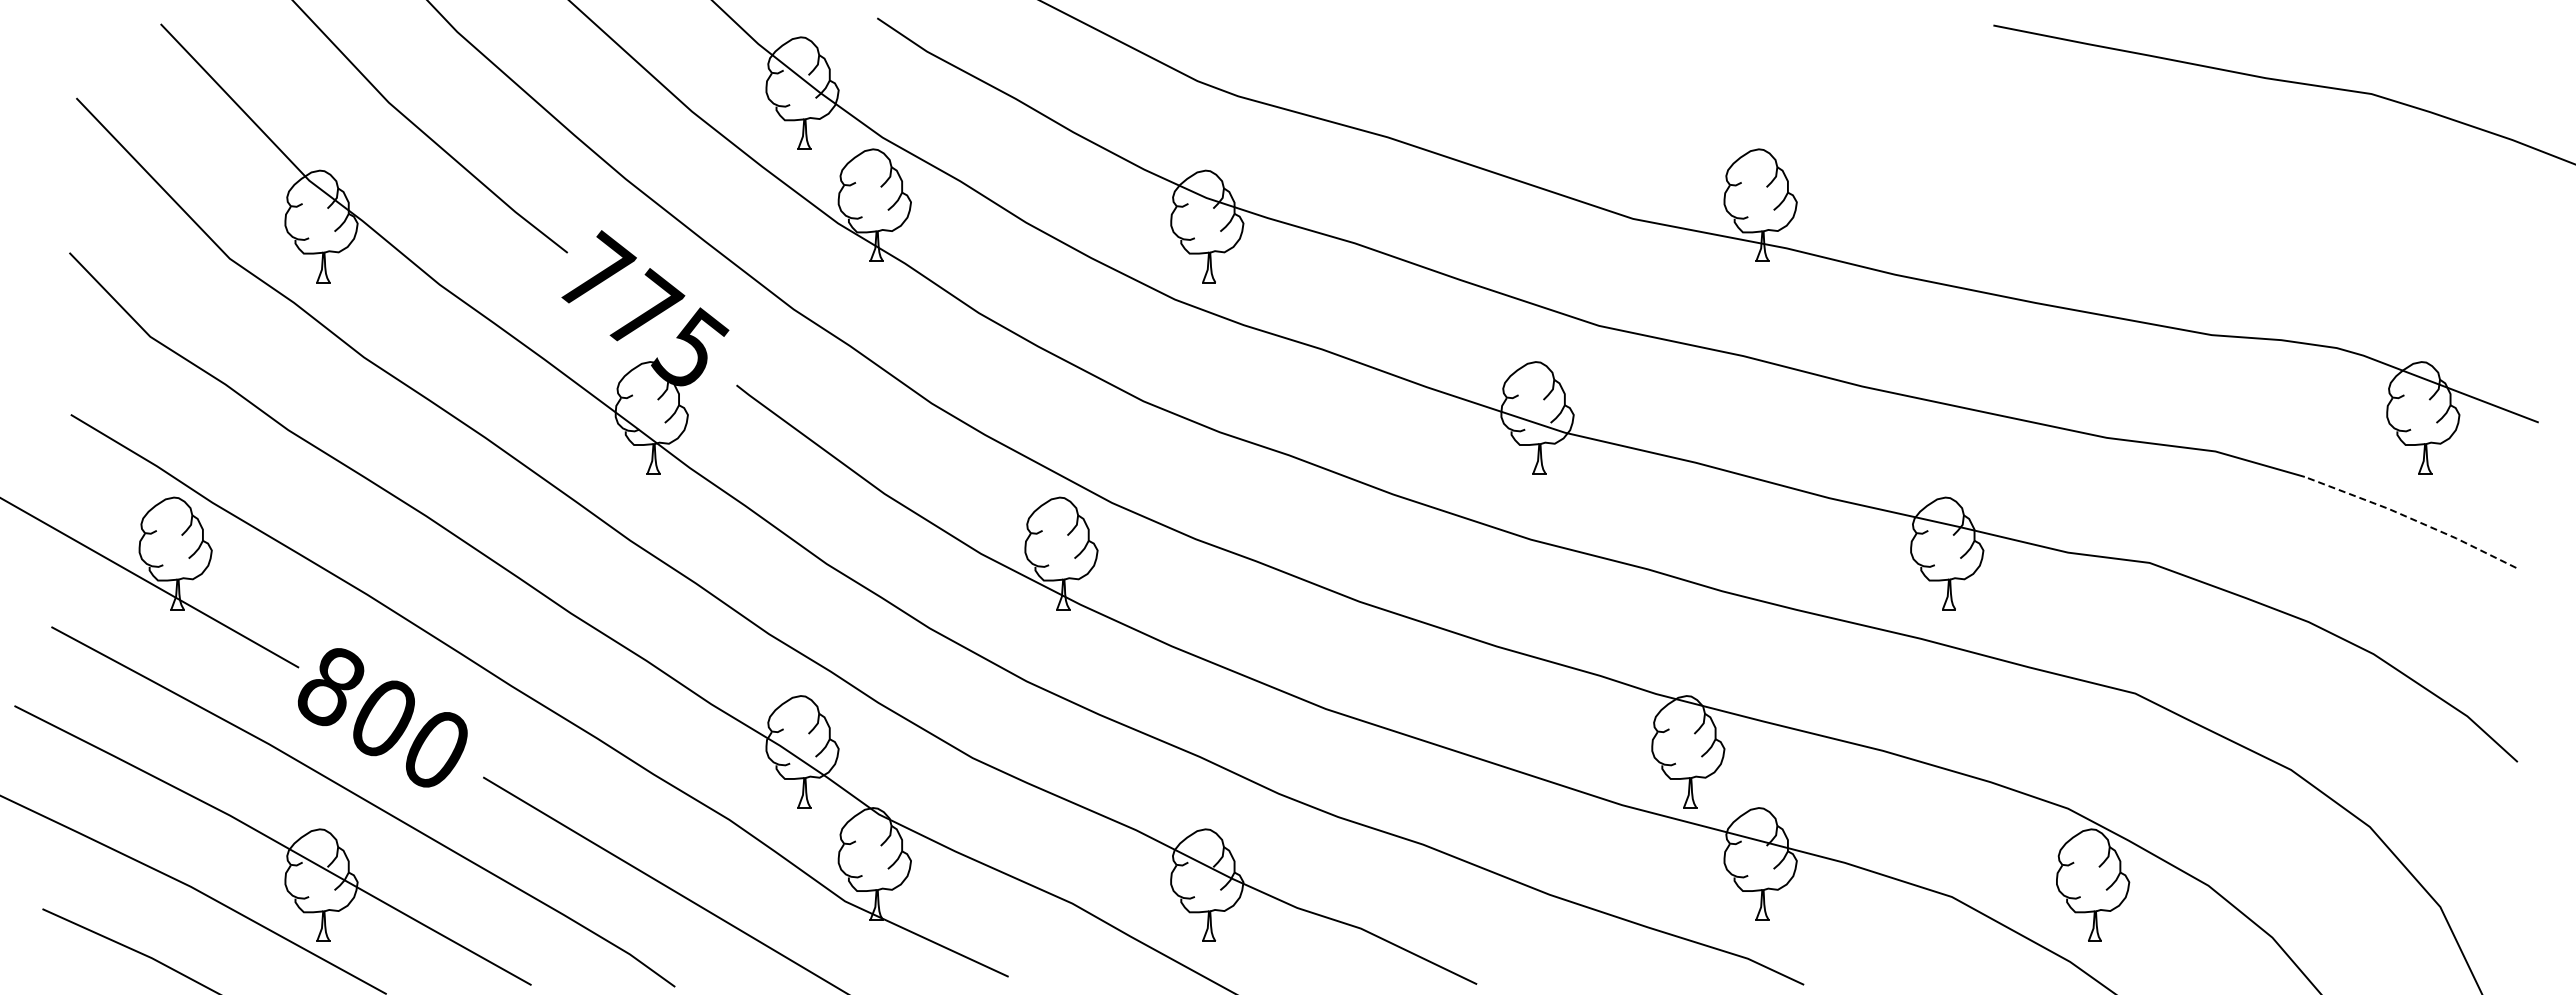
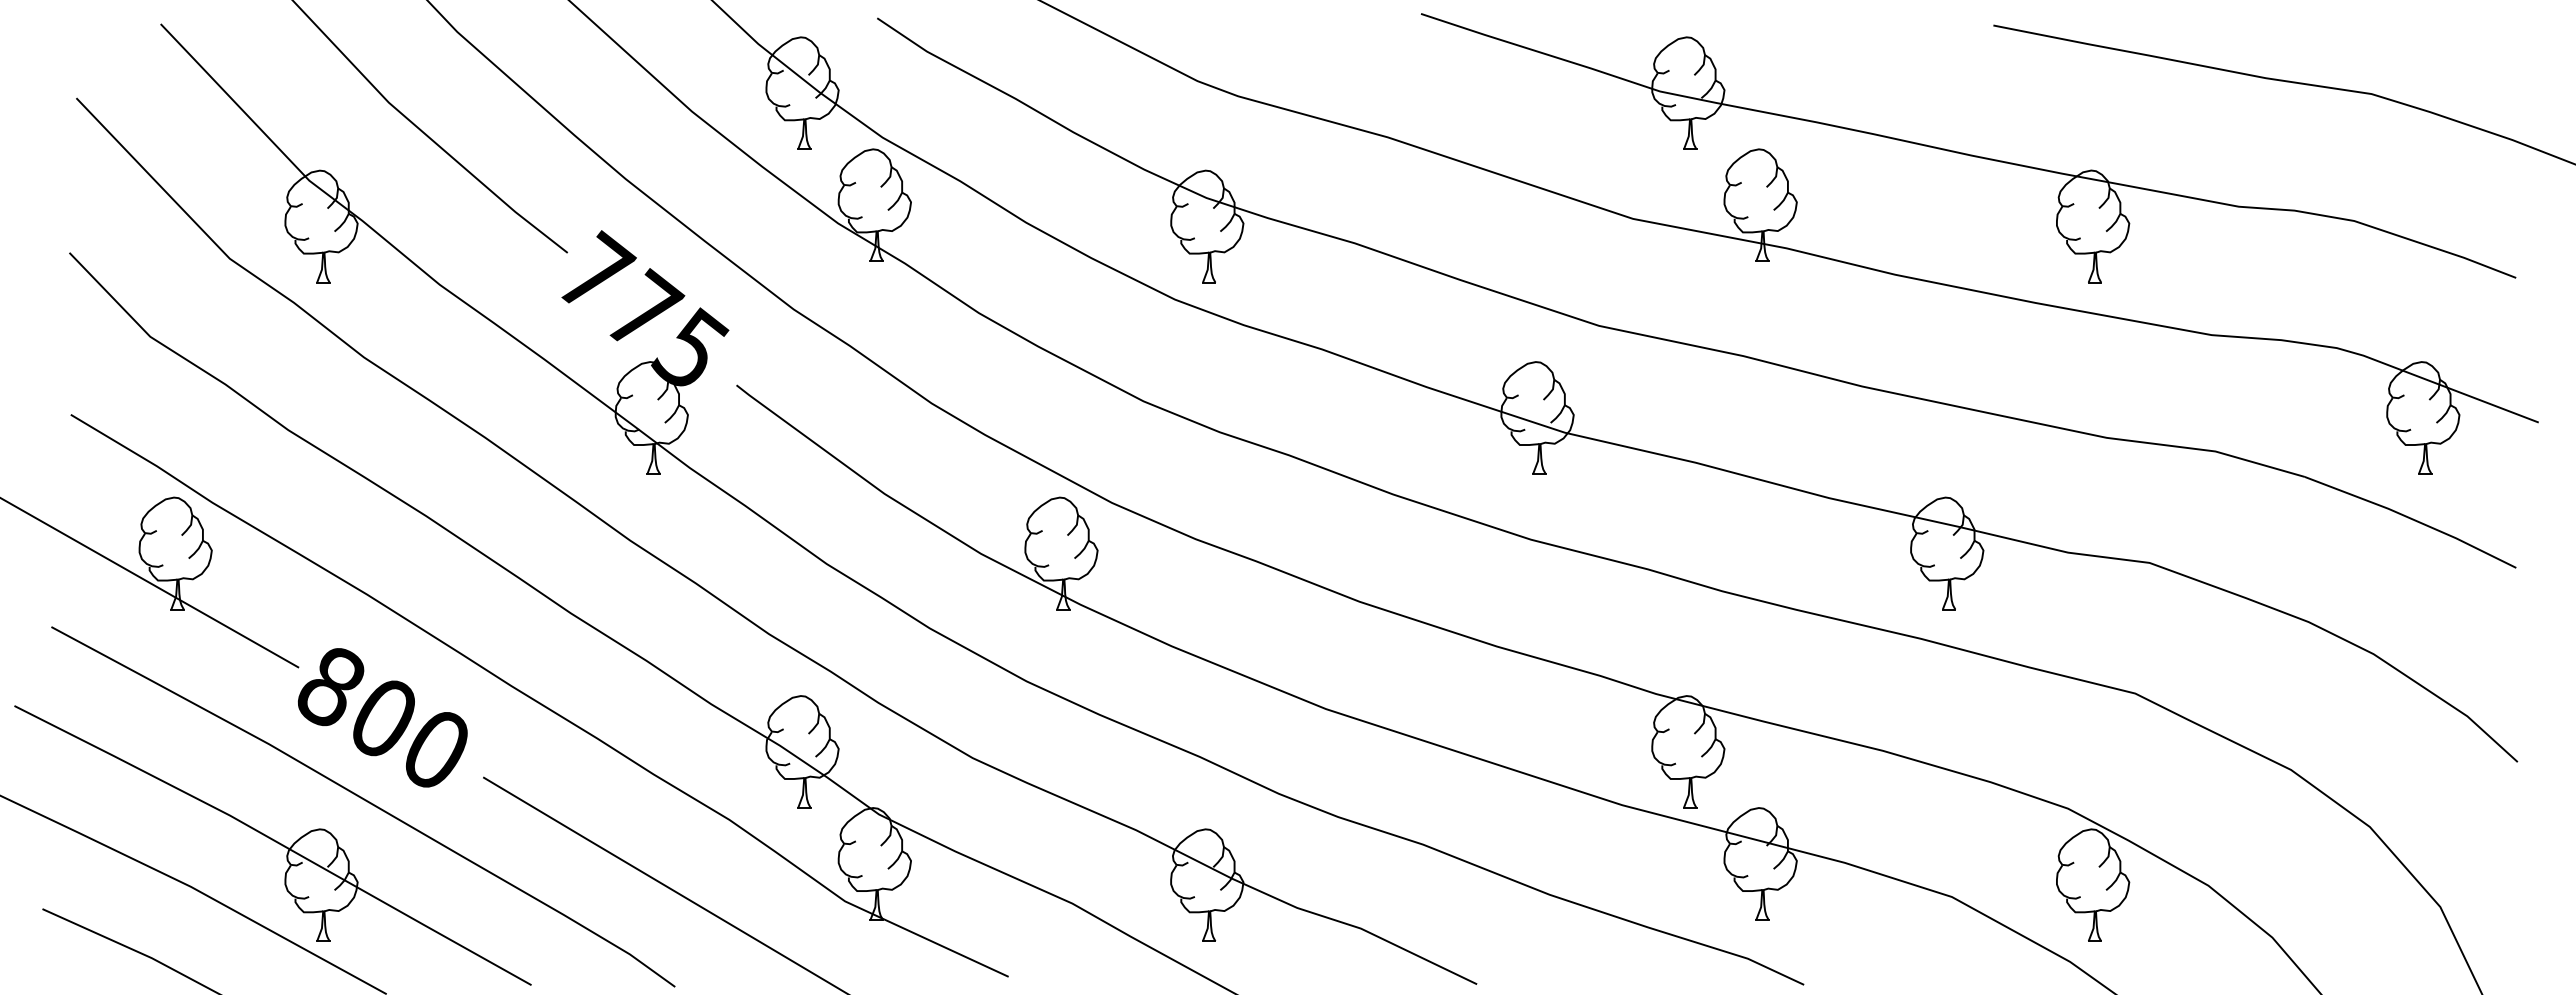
part: none -> present (1968, 148)
line: dashed -> solid (2411, 519)
